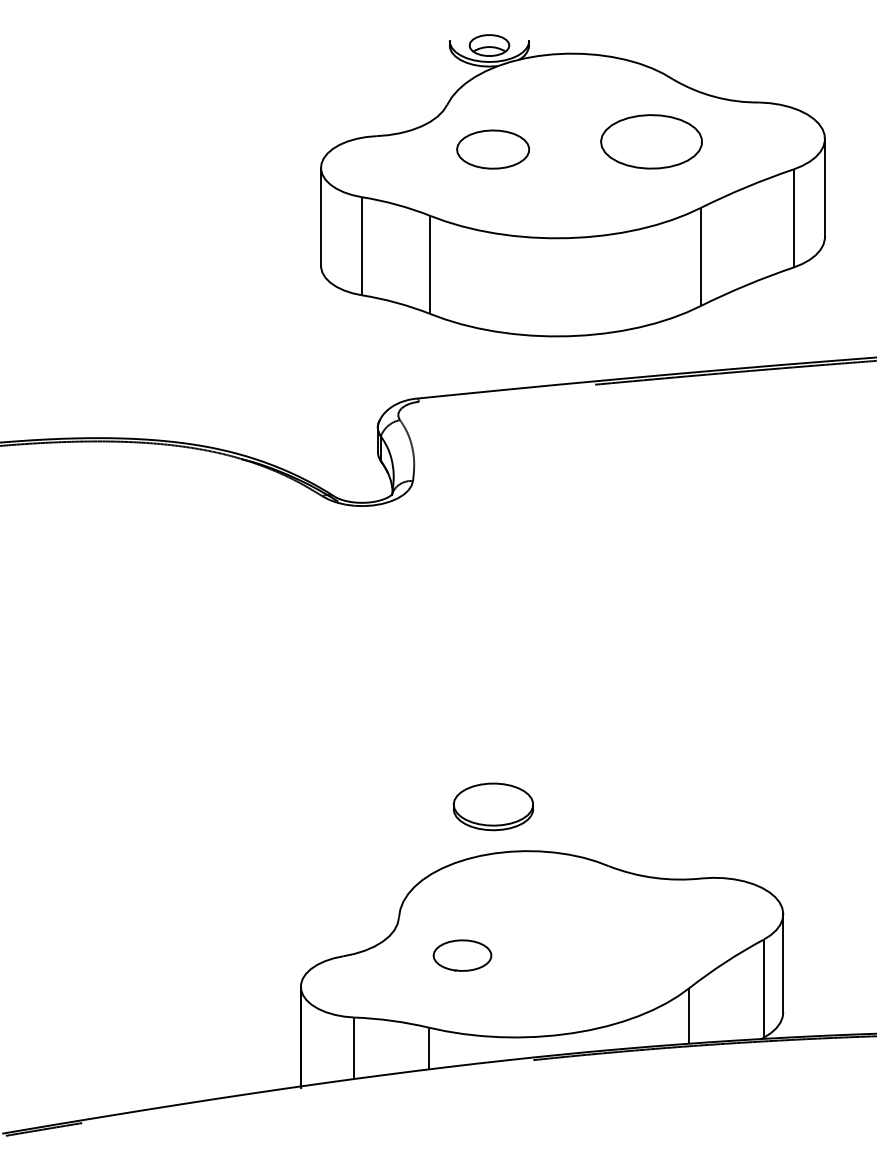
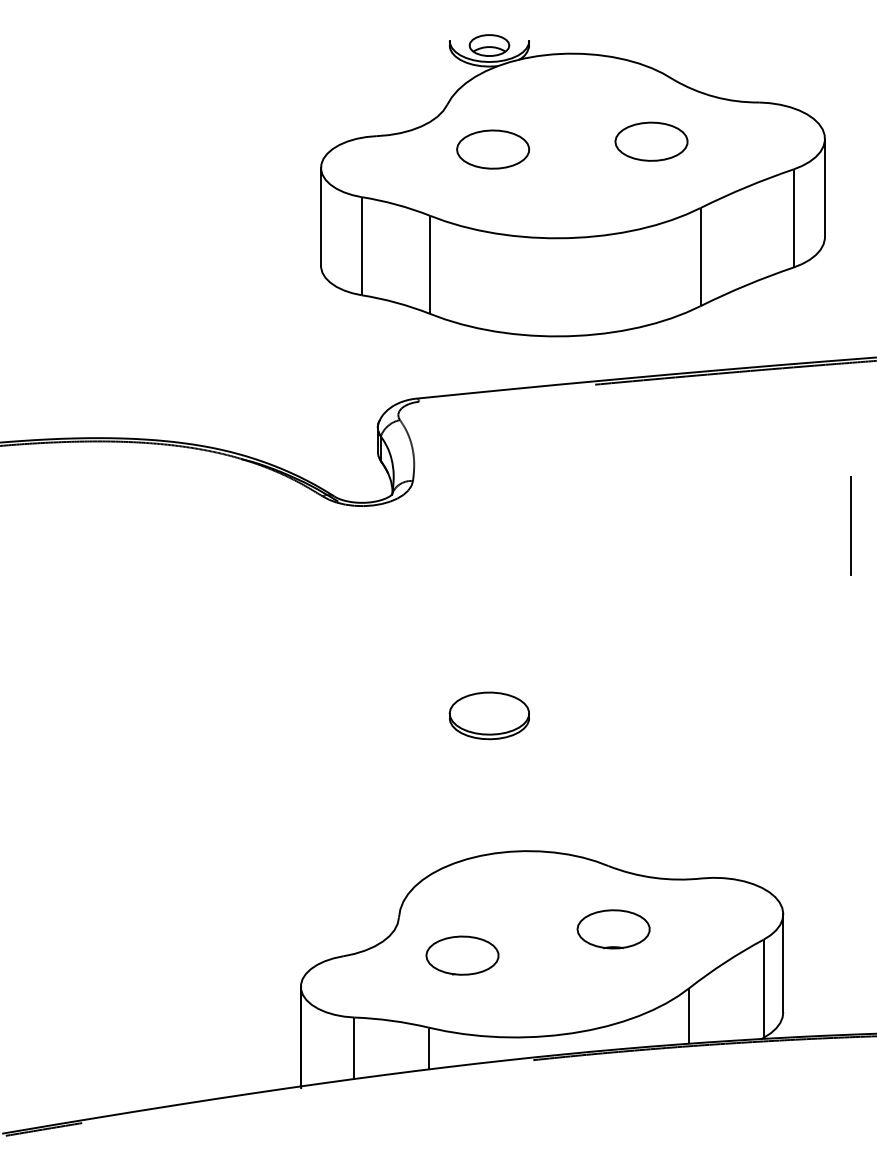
part size: 103x56 px -> 75x41 px (651, 141)
line: none -> present (850, 525)
part position: (493, 806) -> (489, 715) (489, 715)
part: none -> present (613, 929)
part size: 61x33 px -> 75x41 px (462, 955)
